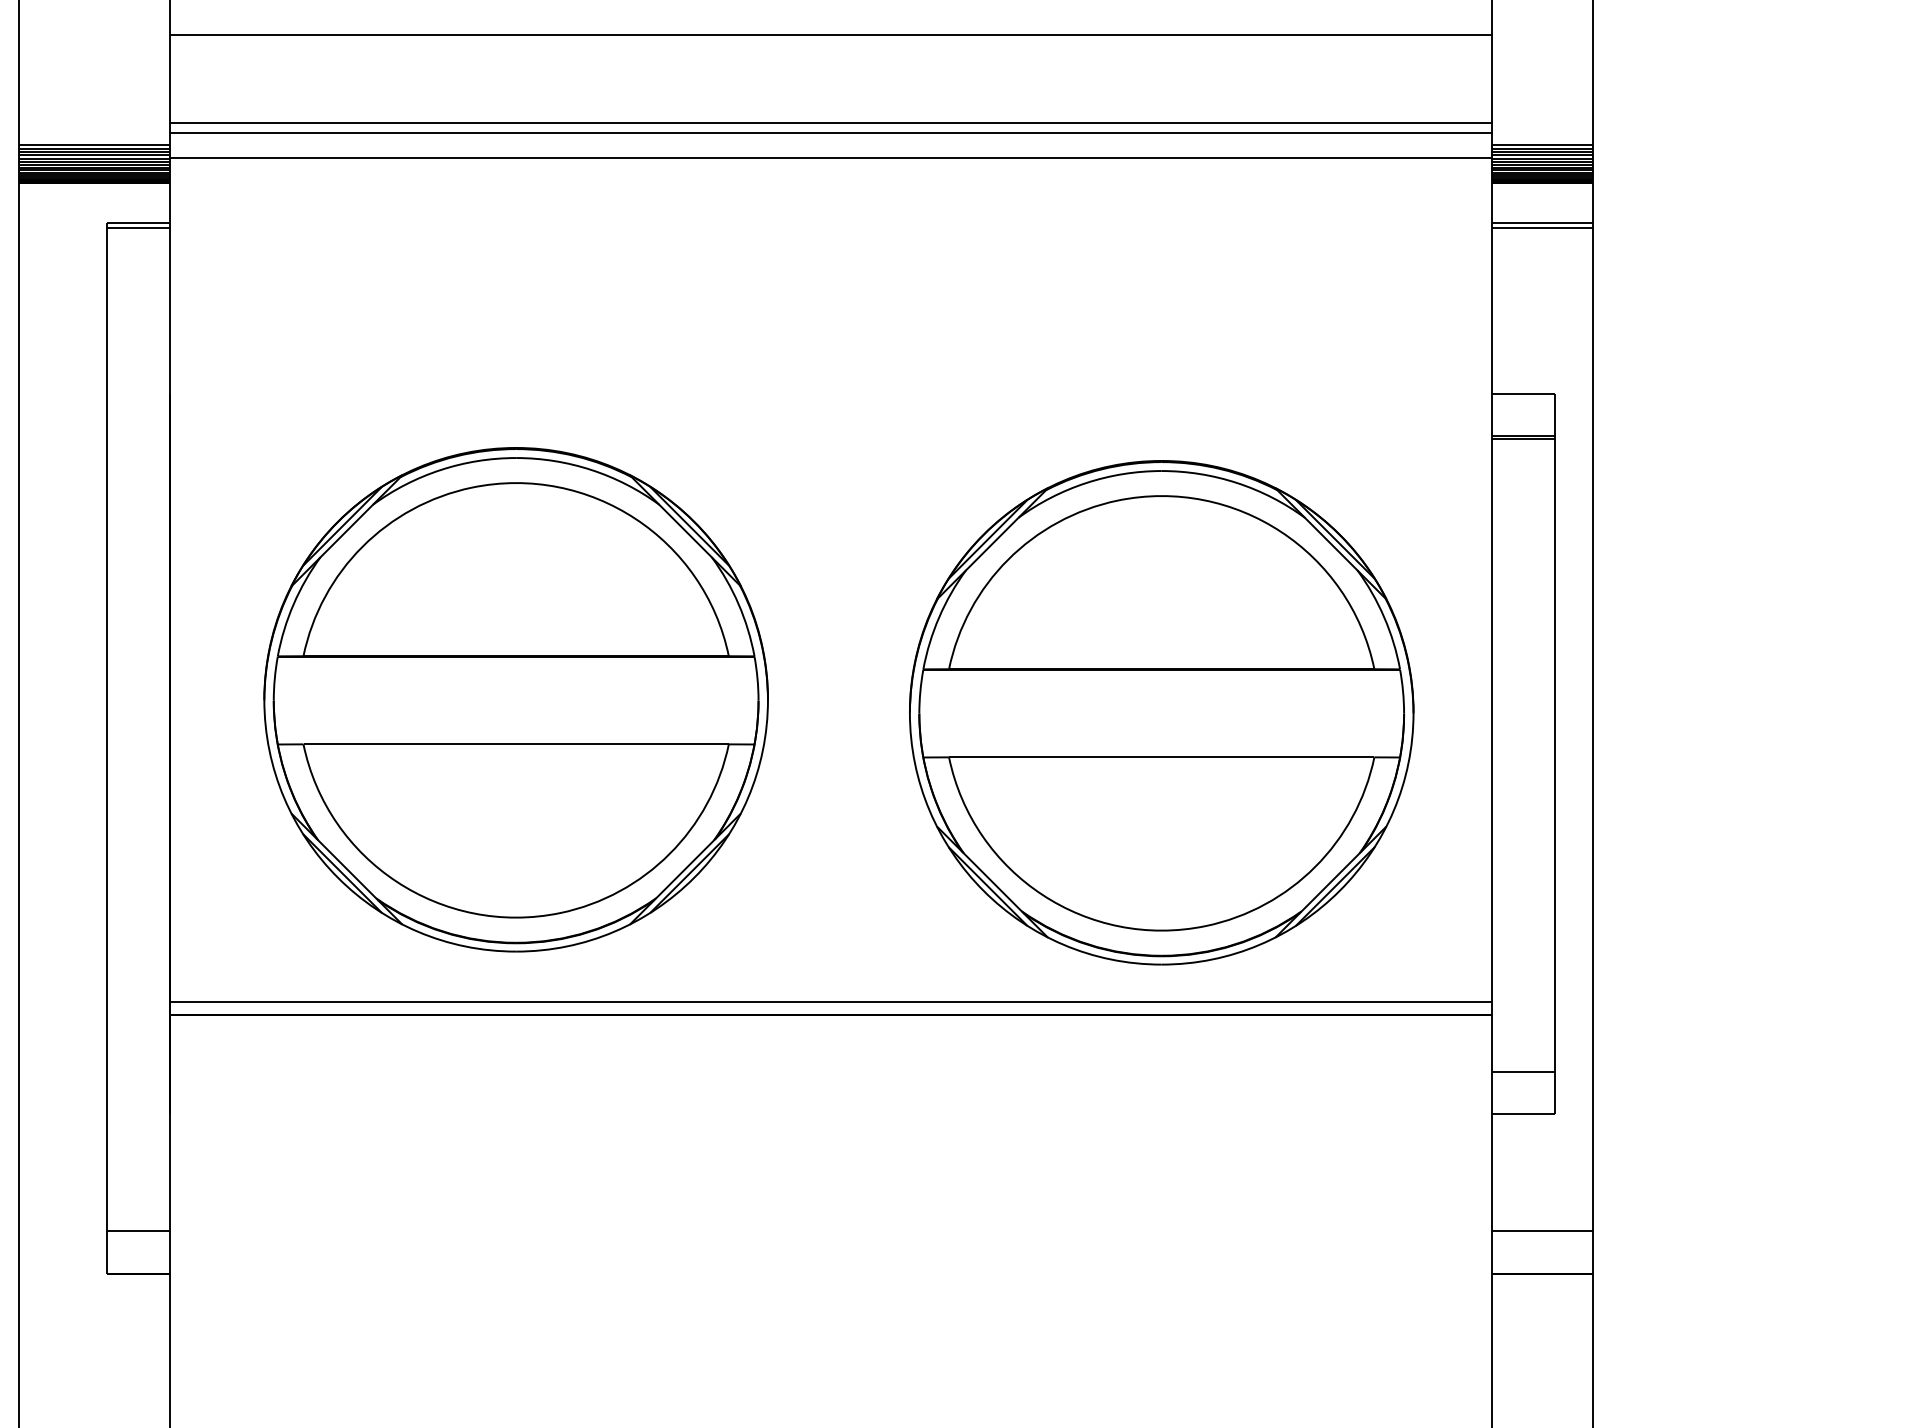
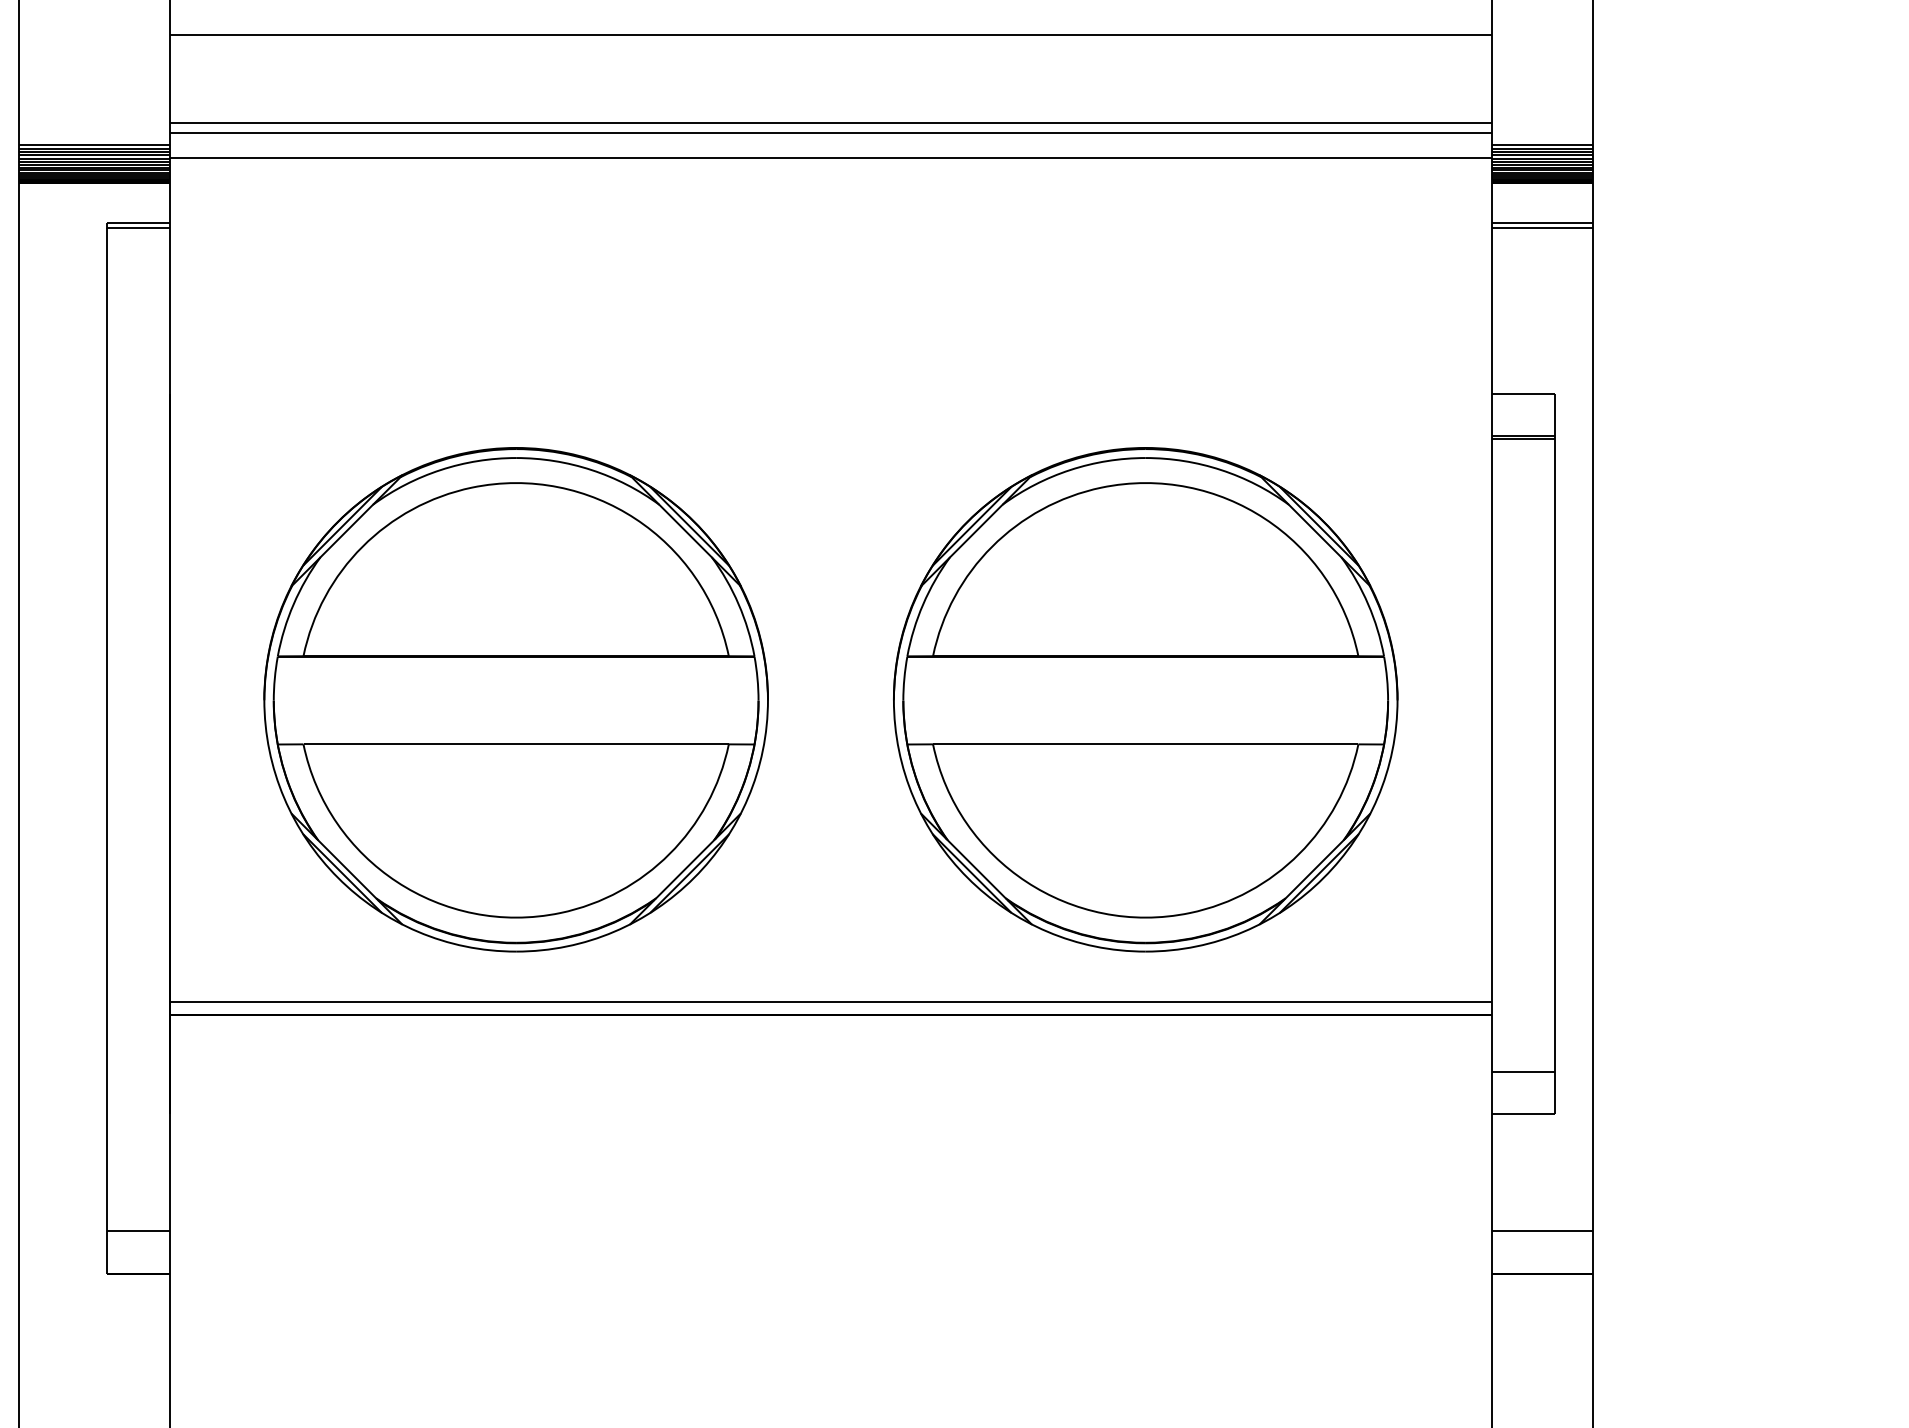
part position: (1161, 712) -> (1145, 699) (1145, 699)
